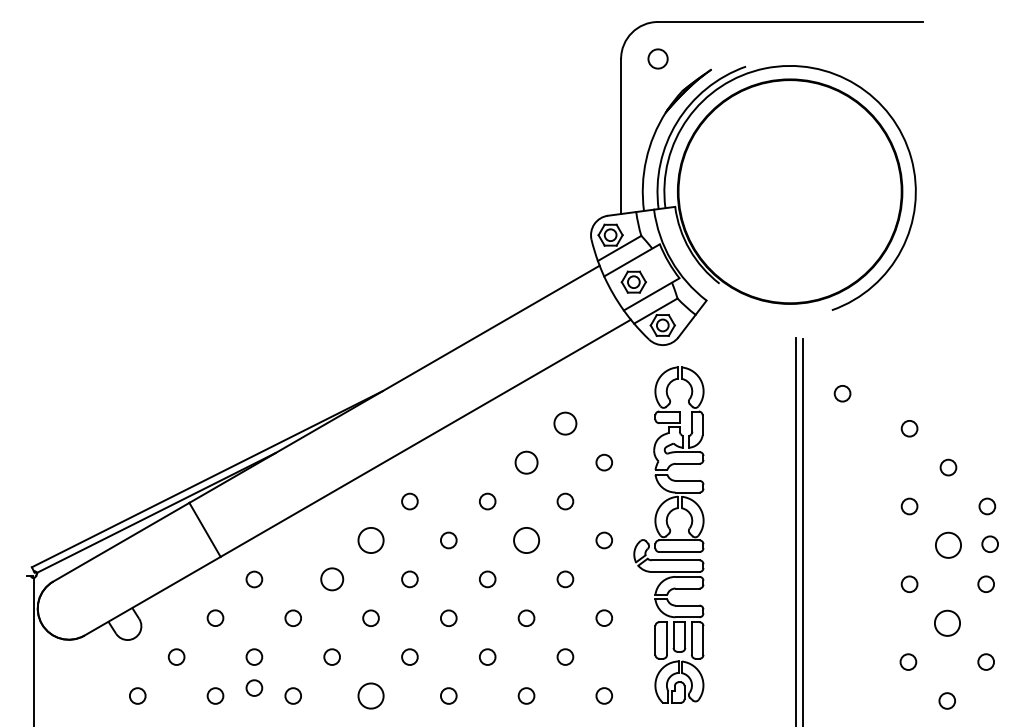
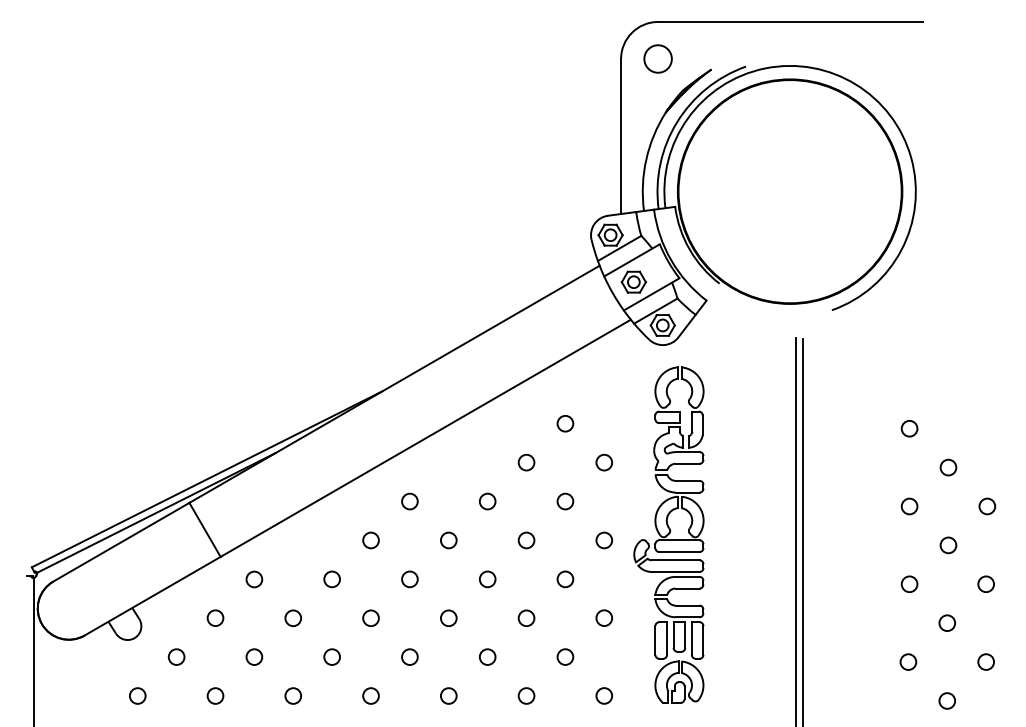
circle size: 22x22 px -> 30x30 px (657, 58)
circle: present -> none (842, 393)
circle size: 25x25 px -> 19x18 px (565, 423)
circle size: 25x25 px -> 19x19 px (526, 462)
circle size: 28x27 px -> 18x19 px (370, 540)
circle size: 28x27 px -> 19x19 px (526, 540)
circle: present -> none (989, 543)
circle size: 27x28 px -> 19x19 px (948, 545)
circle size: 25x25 px -> 18x19 px (331, 579)
circle size: 27x28 px -> 18x18 px (946, 622)
circle: present -> none (254, 687)
circle size: 28x28 px -> 18x18 px (370, 695)
